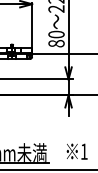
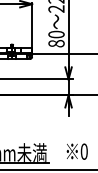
text: 1 -> 0 (83, 151)
